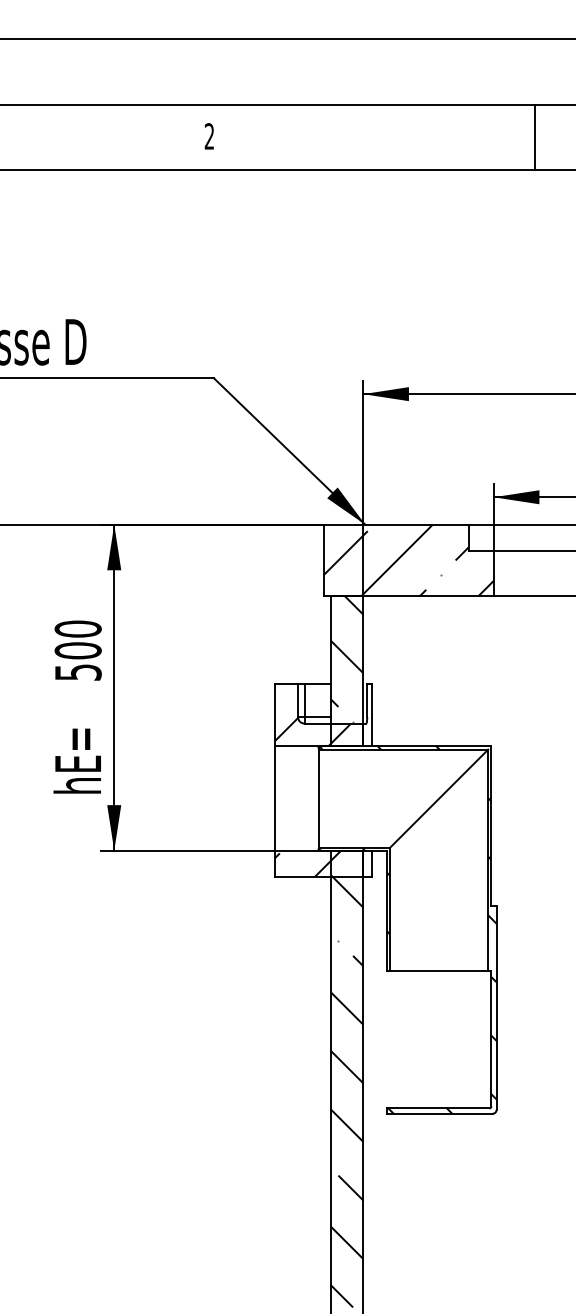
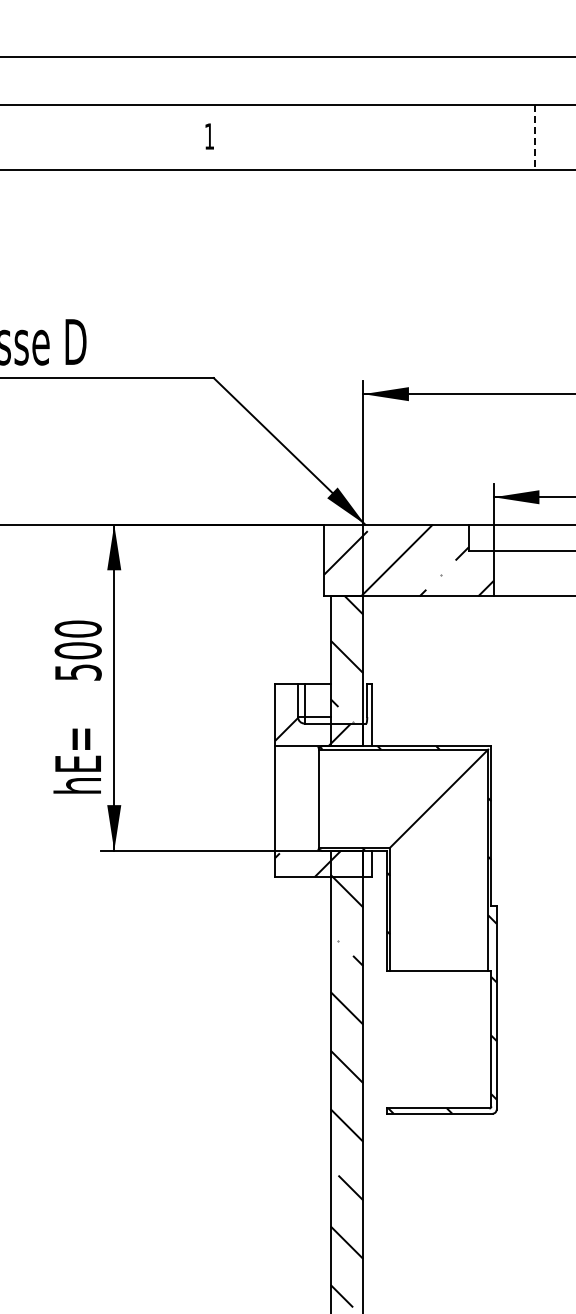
line position: (287, 39) -> (287, 57) (287, 57)
text: 2 -> 1 (208, 136)
line: solid -> dashed (535, 137)
